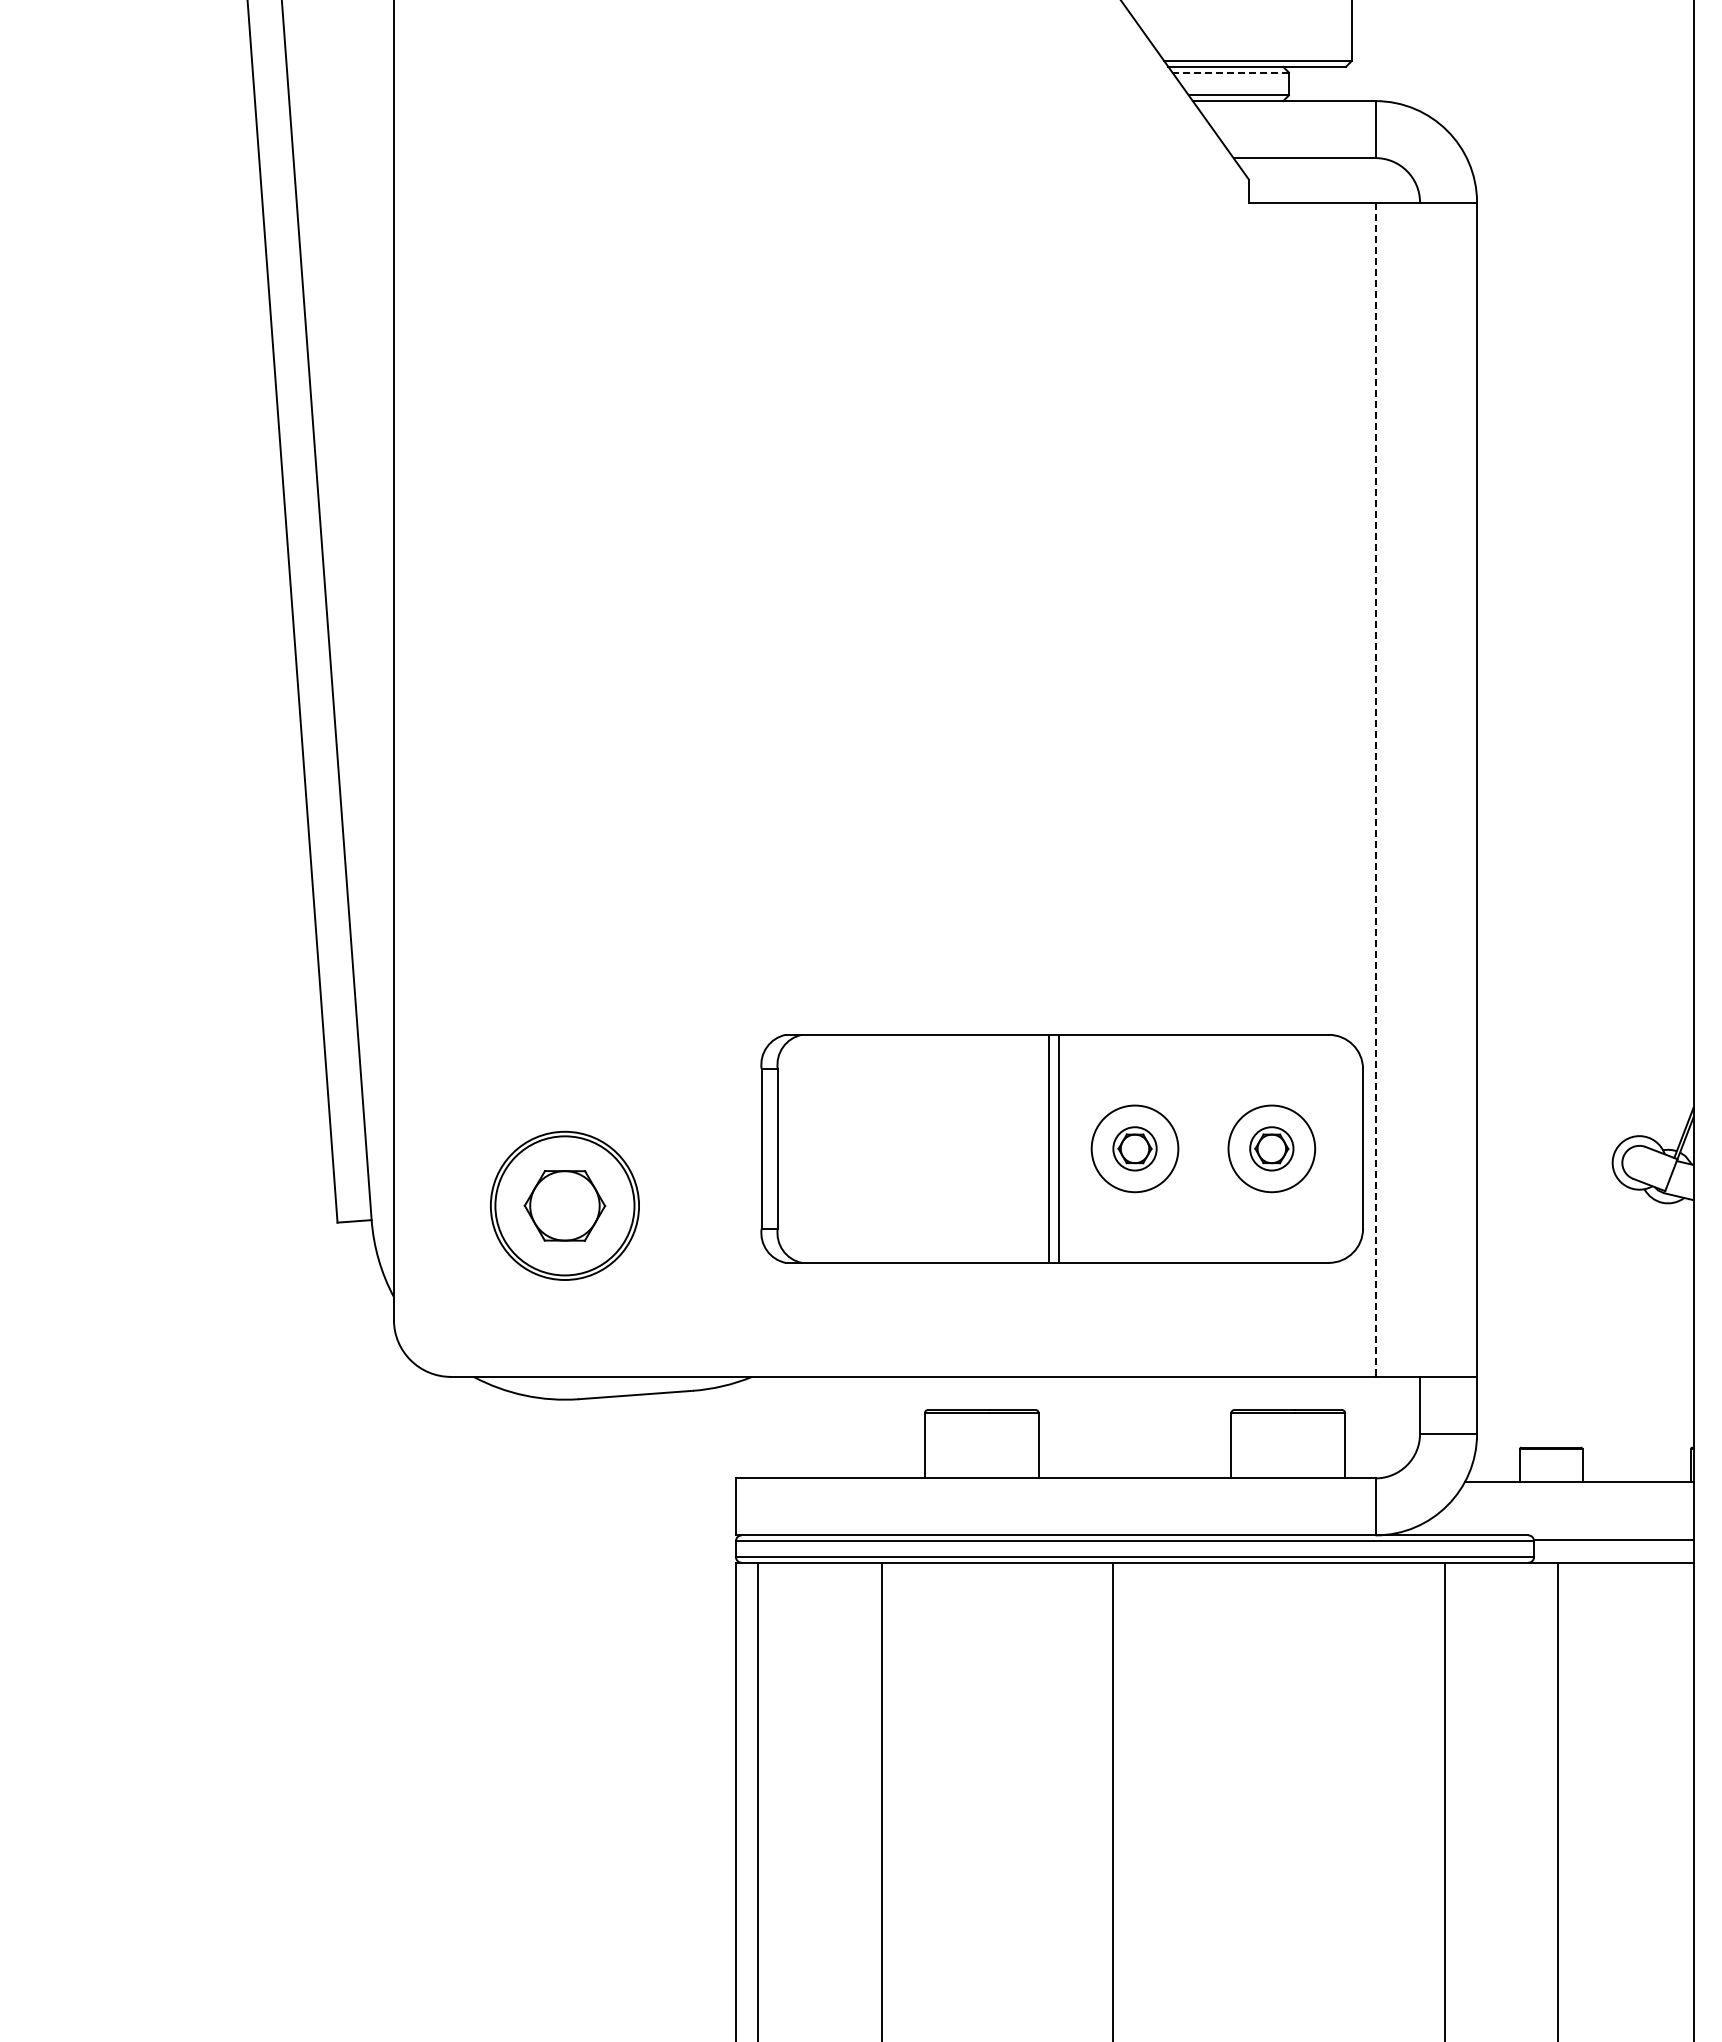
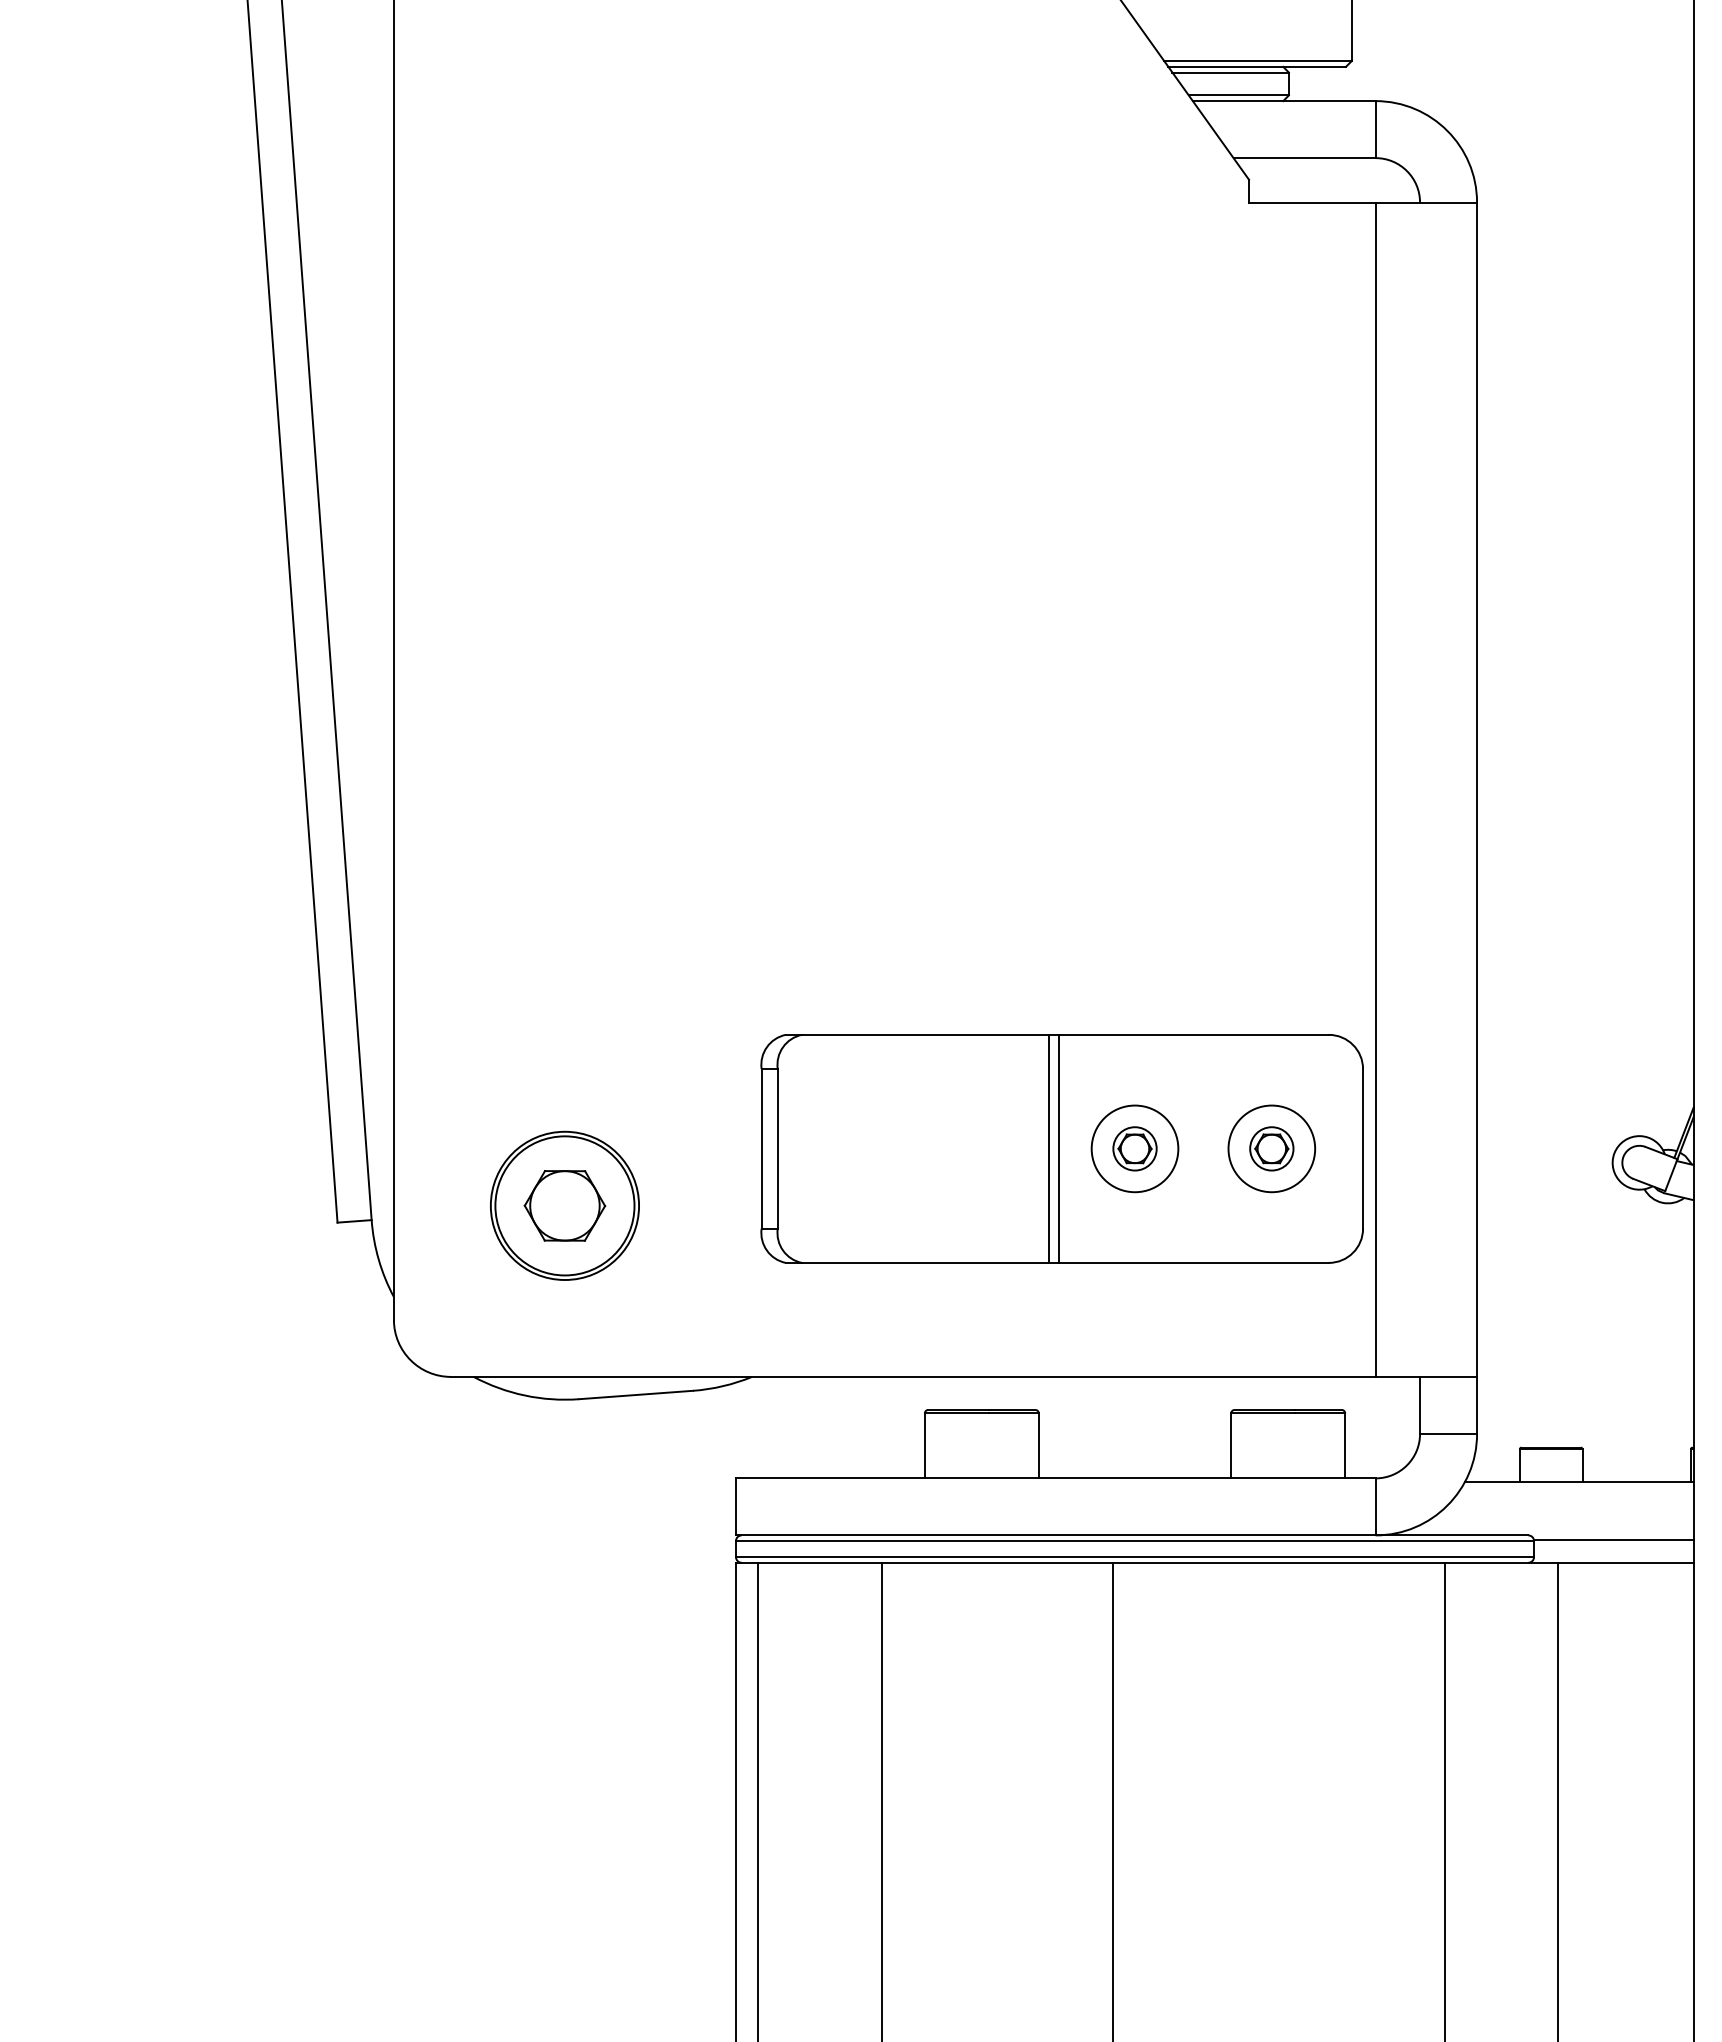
line: dashed -> solid (1230, 72)
line: dashed -> solid (1375, 790)
